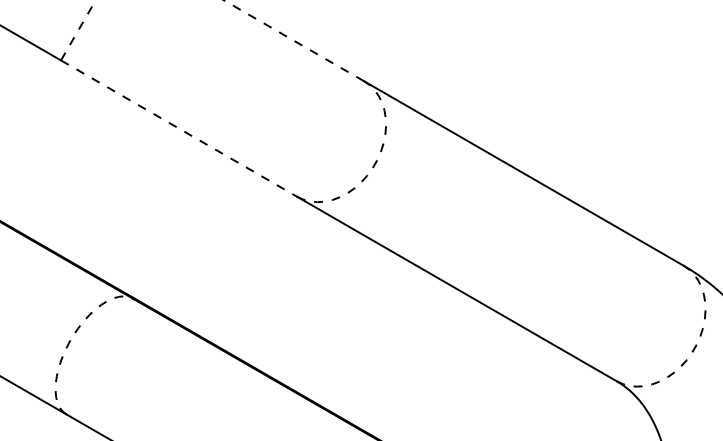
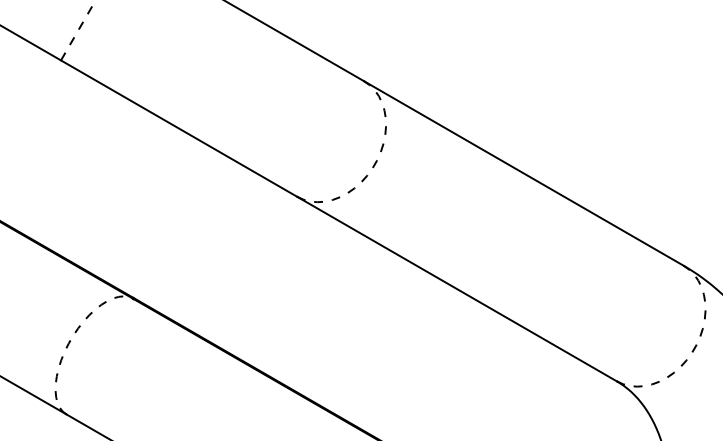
line: dashed -> solid (293, 40)
line: dashed -> solid (179, 128)
